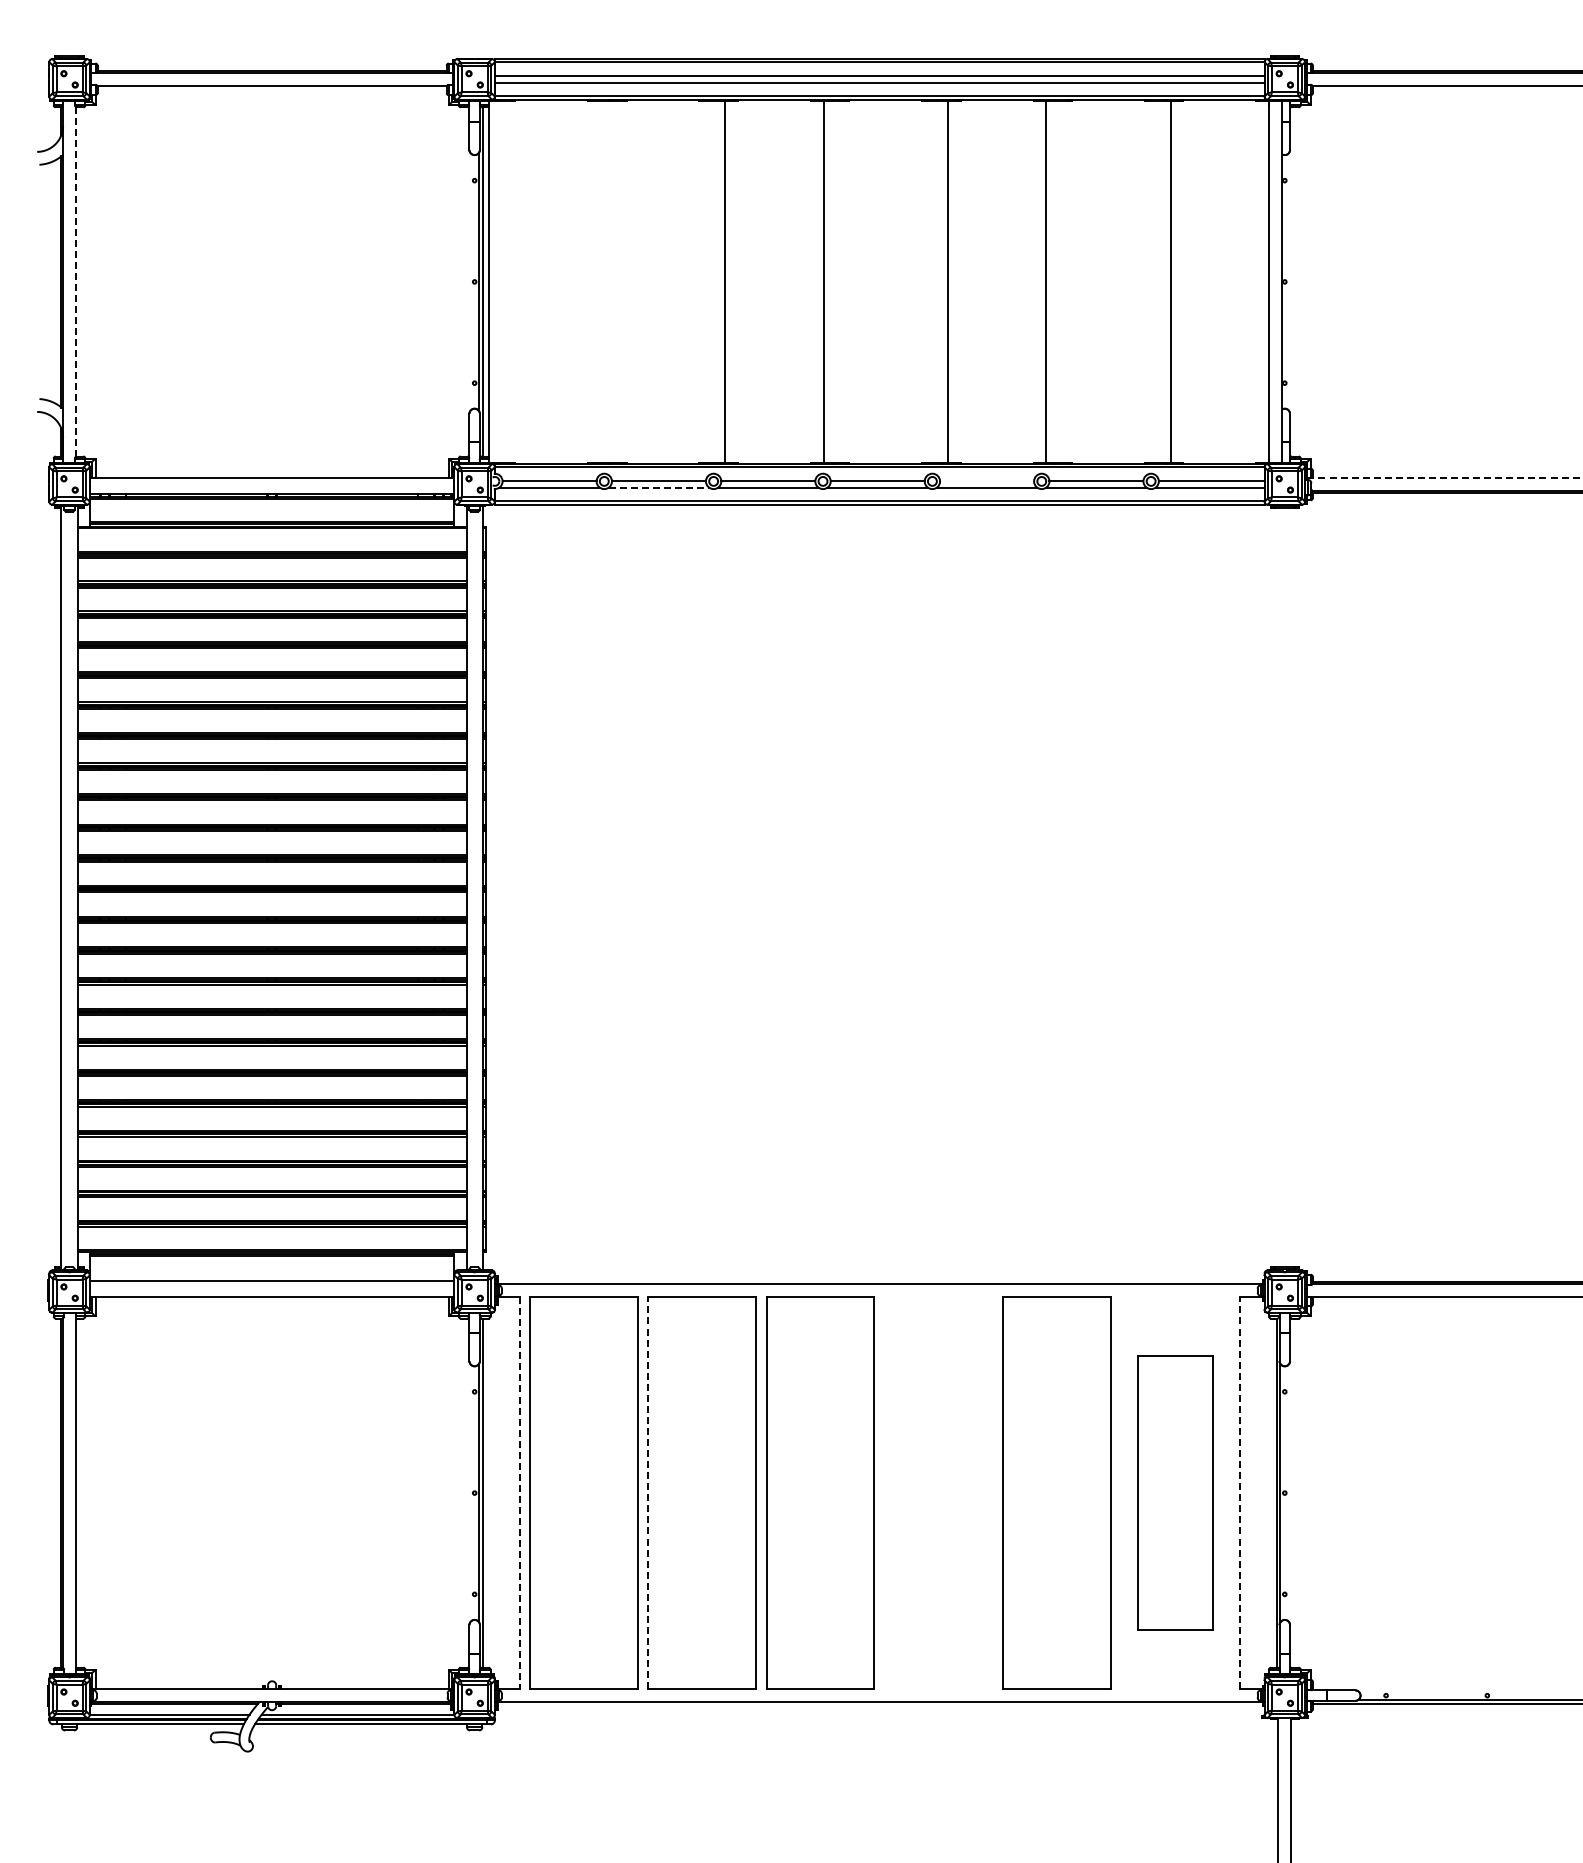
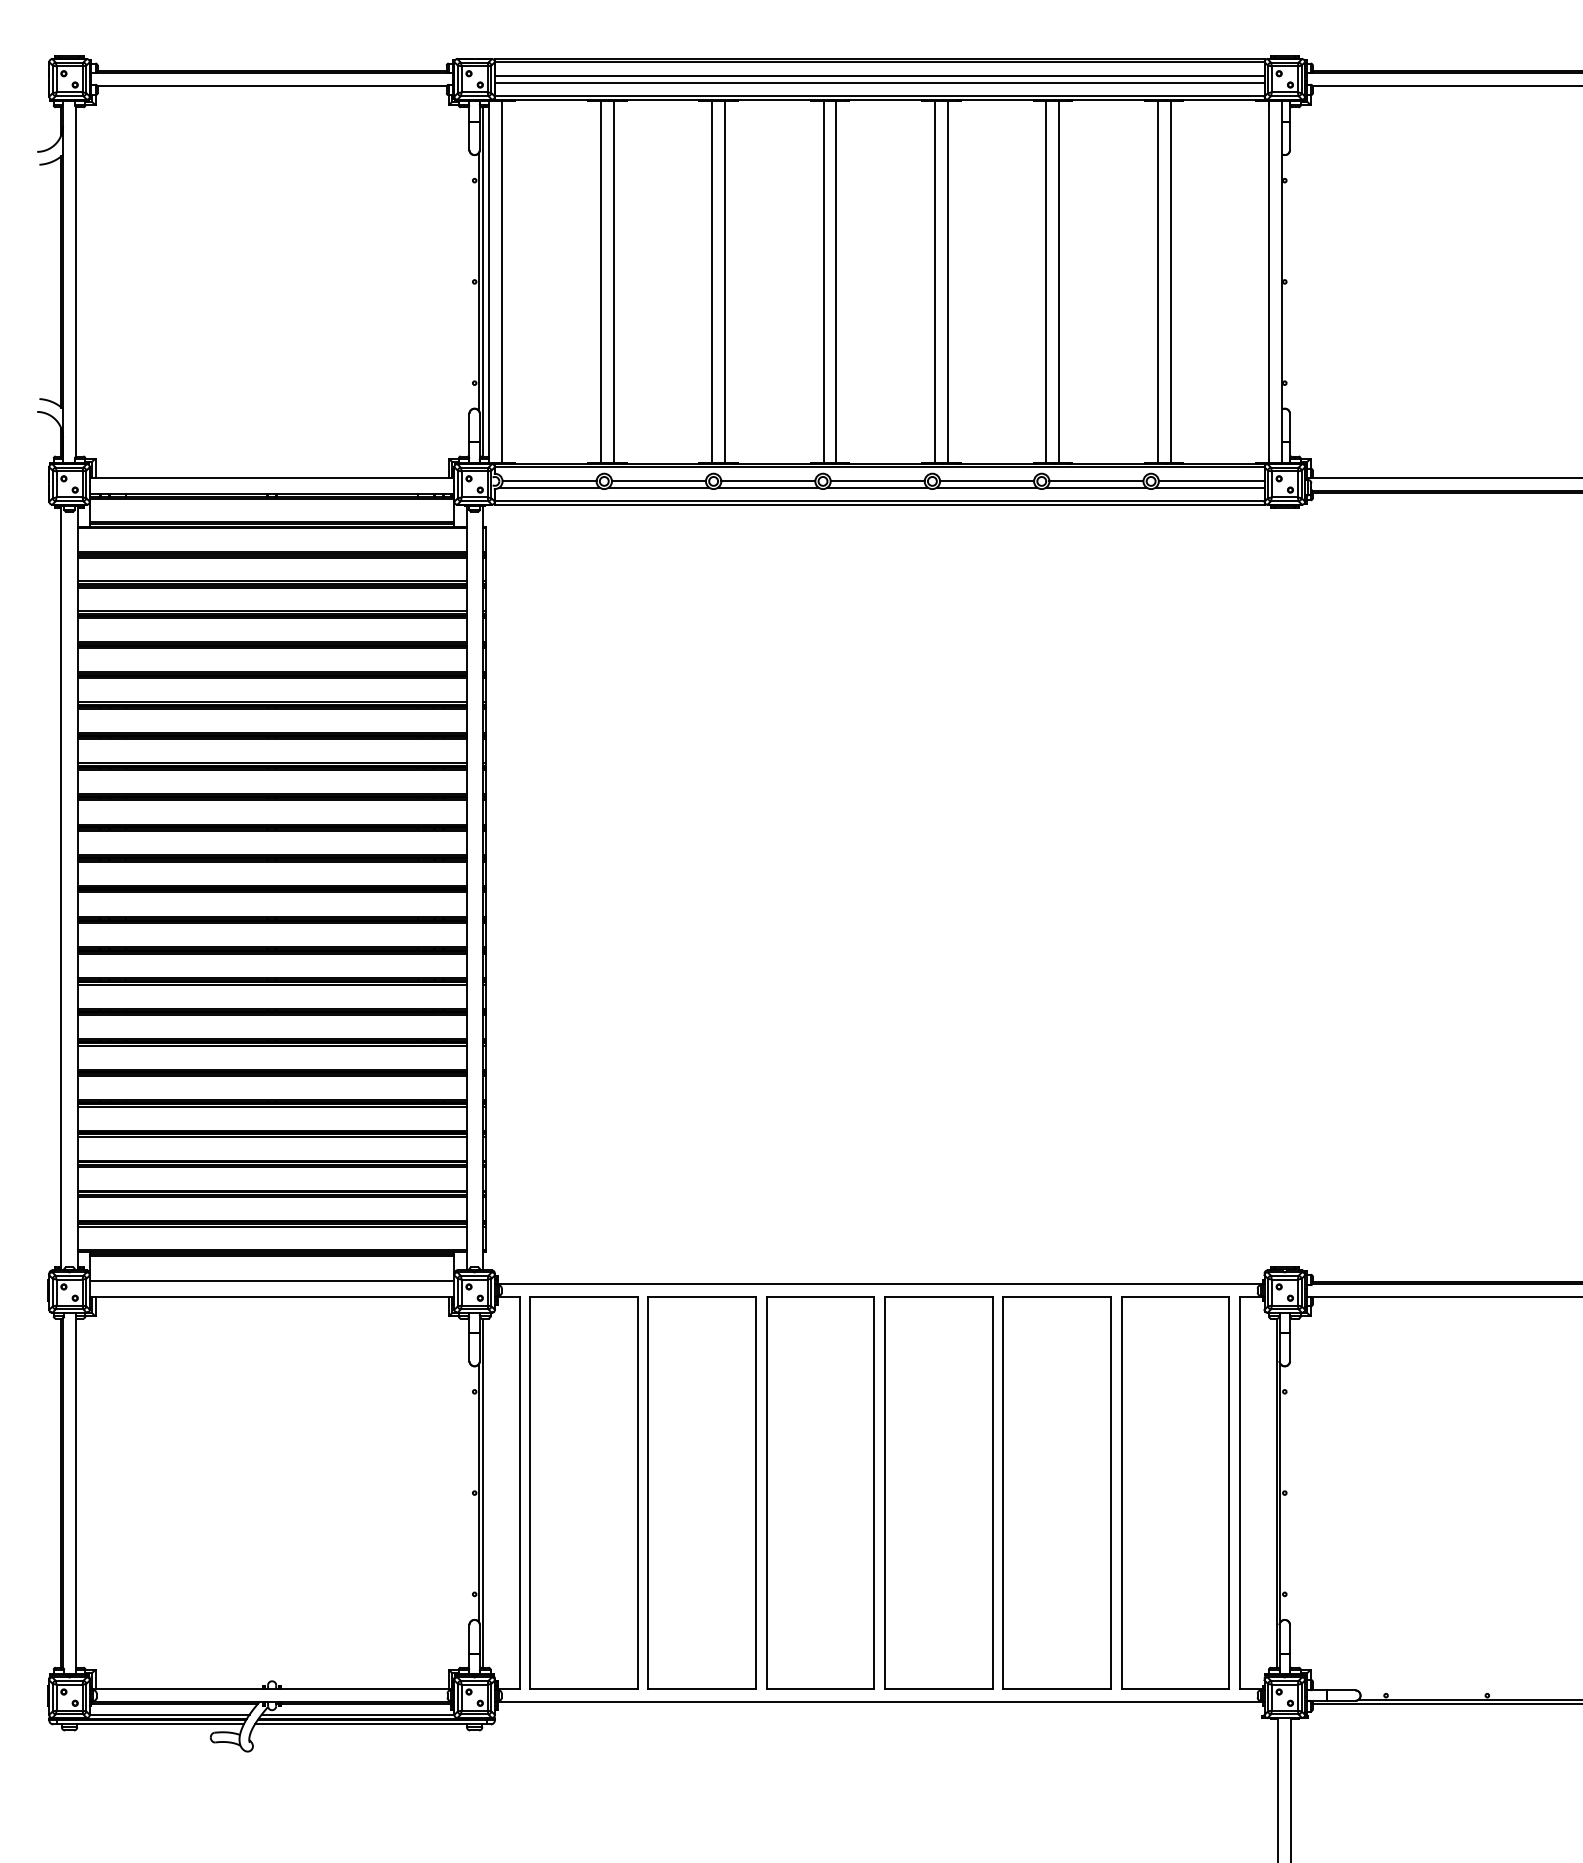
line: dashed -> solid (76, 281)
line: none -> present (502, 281)
line: none -> present (600, 281)
line: none -> present (613, 281)
line: none -> present (712, 281)
line: none -> present (836, 281)
line: none -> present (934, 281)
line: none -> present (1059, 281)
line: none -> present (1157, 281)
line: dashed -> solid (1444, 477)
line: none -> present (987, 481)
line: dashed -> solid (659, 487)
line: dashed -> solid (648, 1492)
part: none -> present (938, 1492)
part size: 77x276 px -> 109x394 px (1175, 1492)
line: dashed -> solid (1239, 1492)
line: dashed -> solid (519, 1493)
